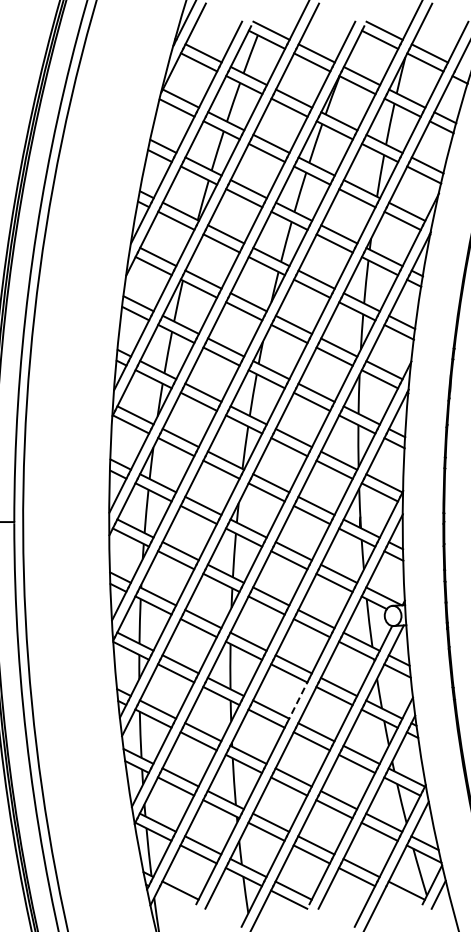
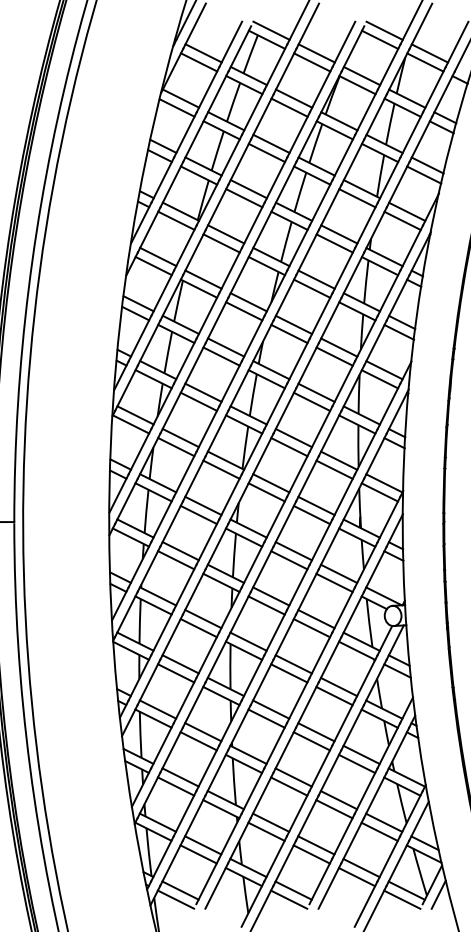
line: dashed -> solid (298, 701)
line: none -> present (175, 899)
line: none -> present (402, 899)
